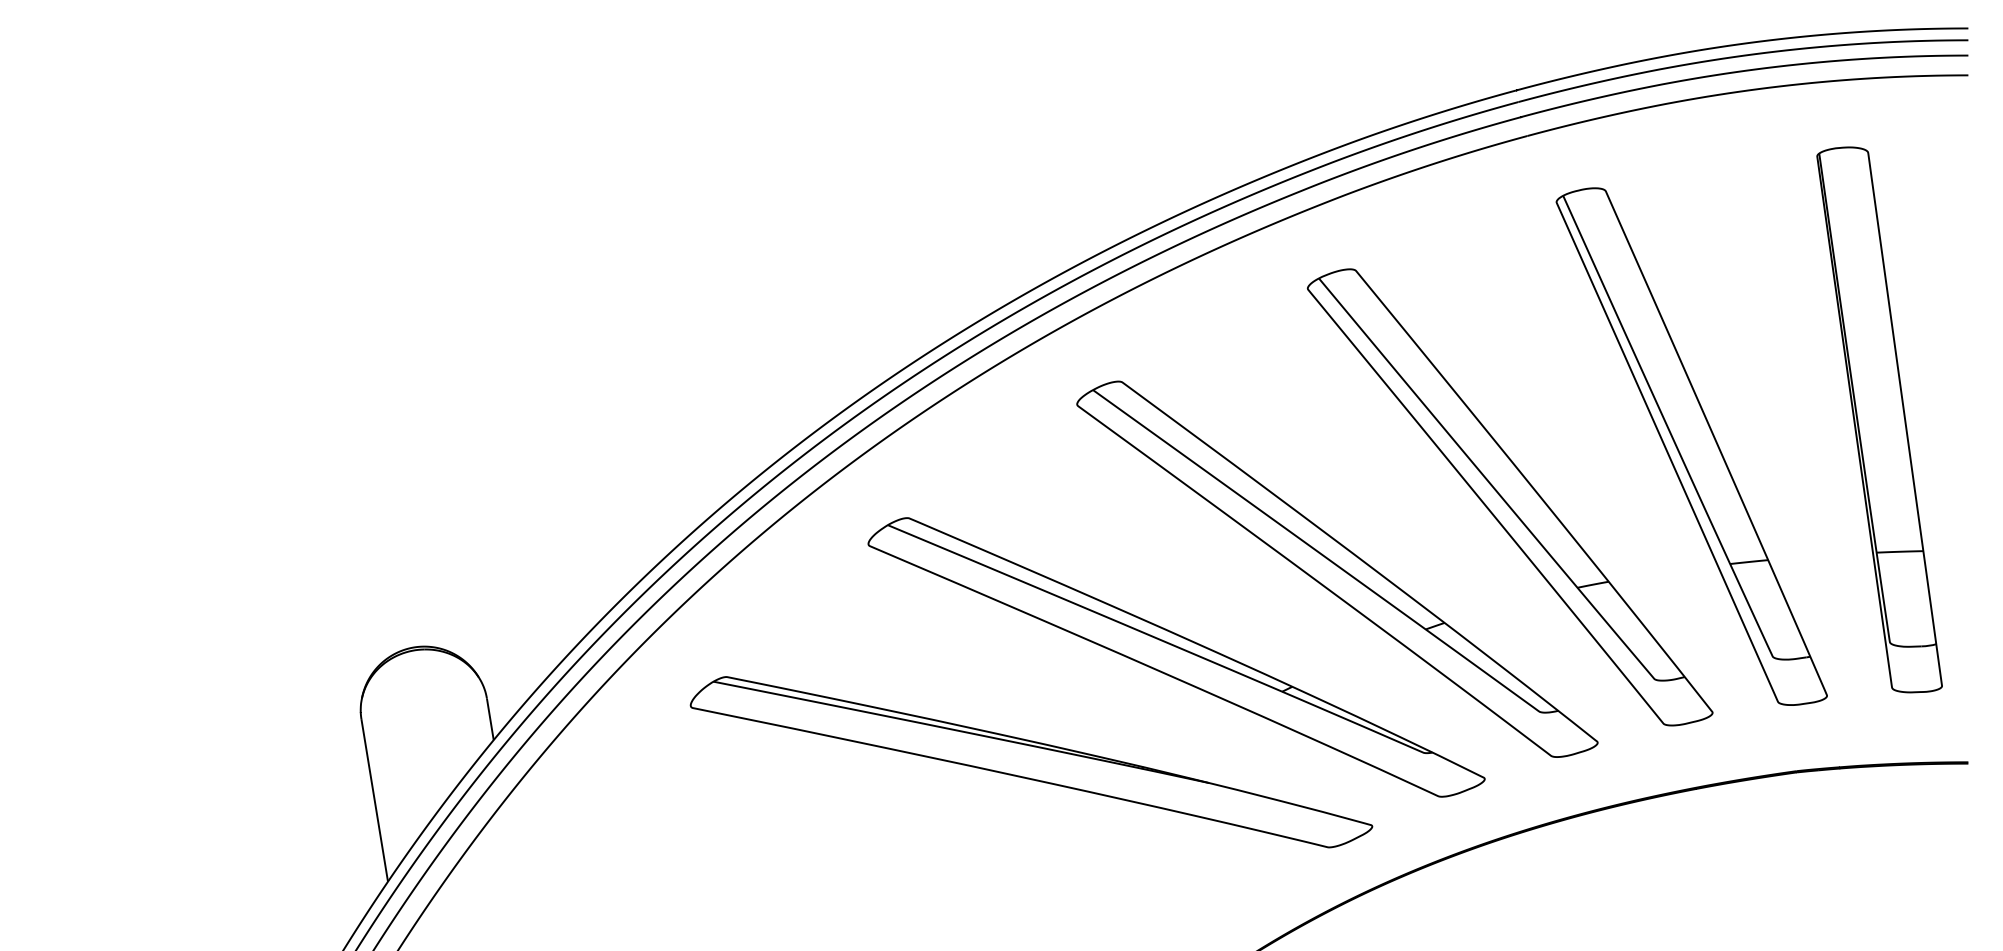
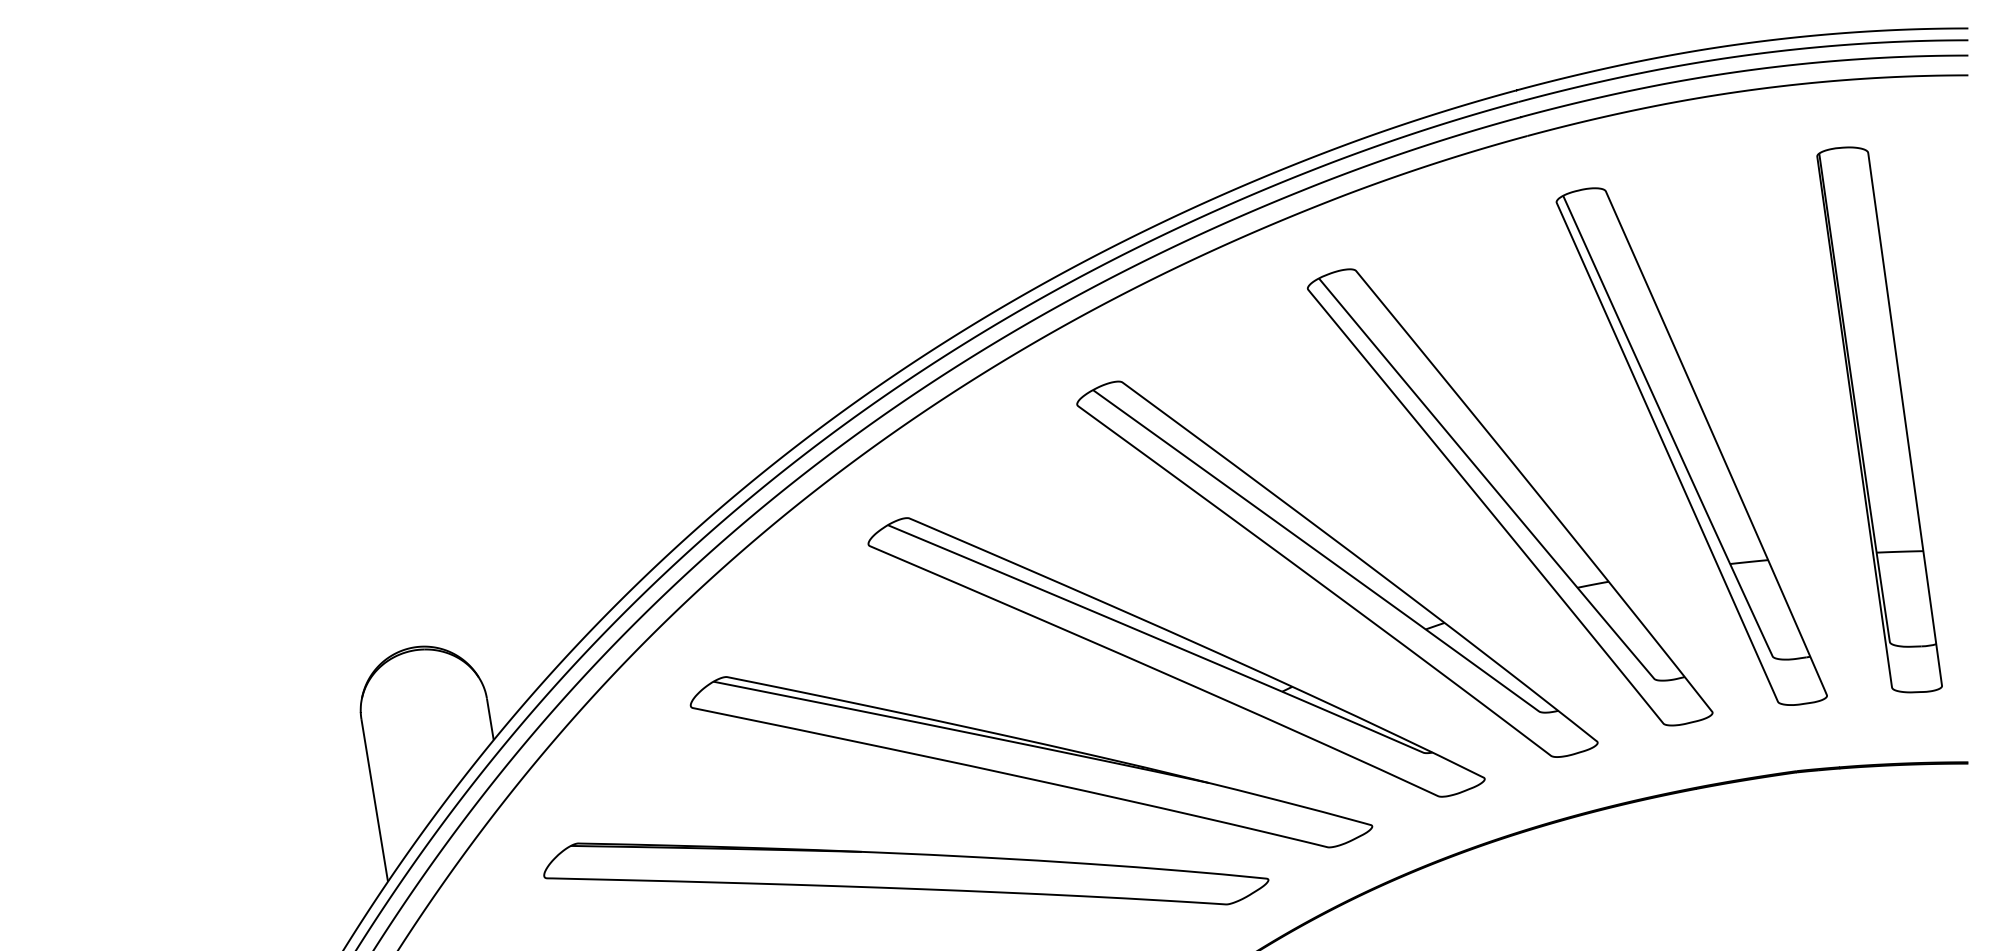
part: none -> present (906, 873)
